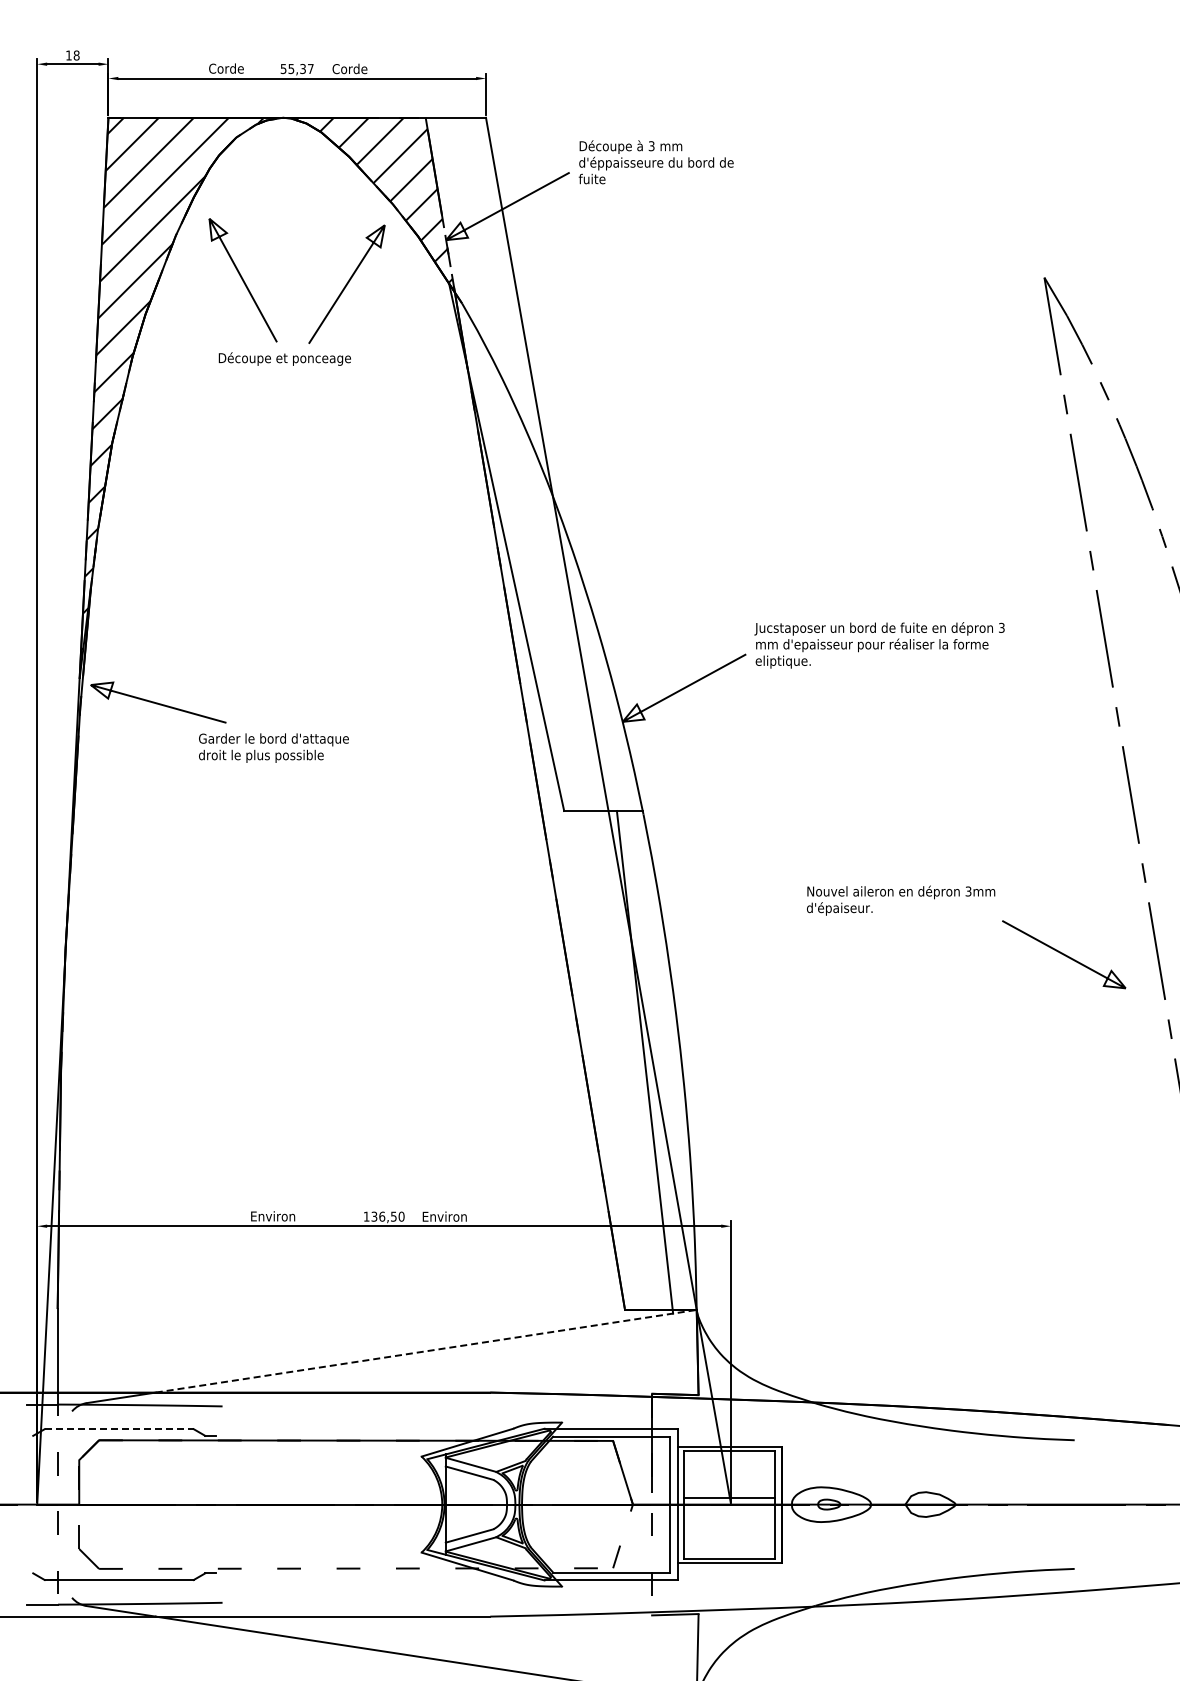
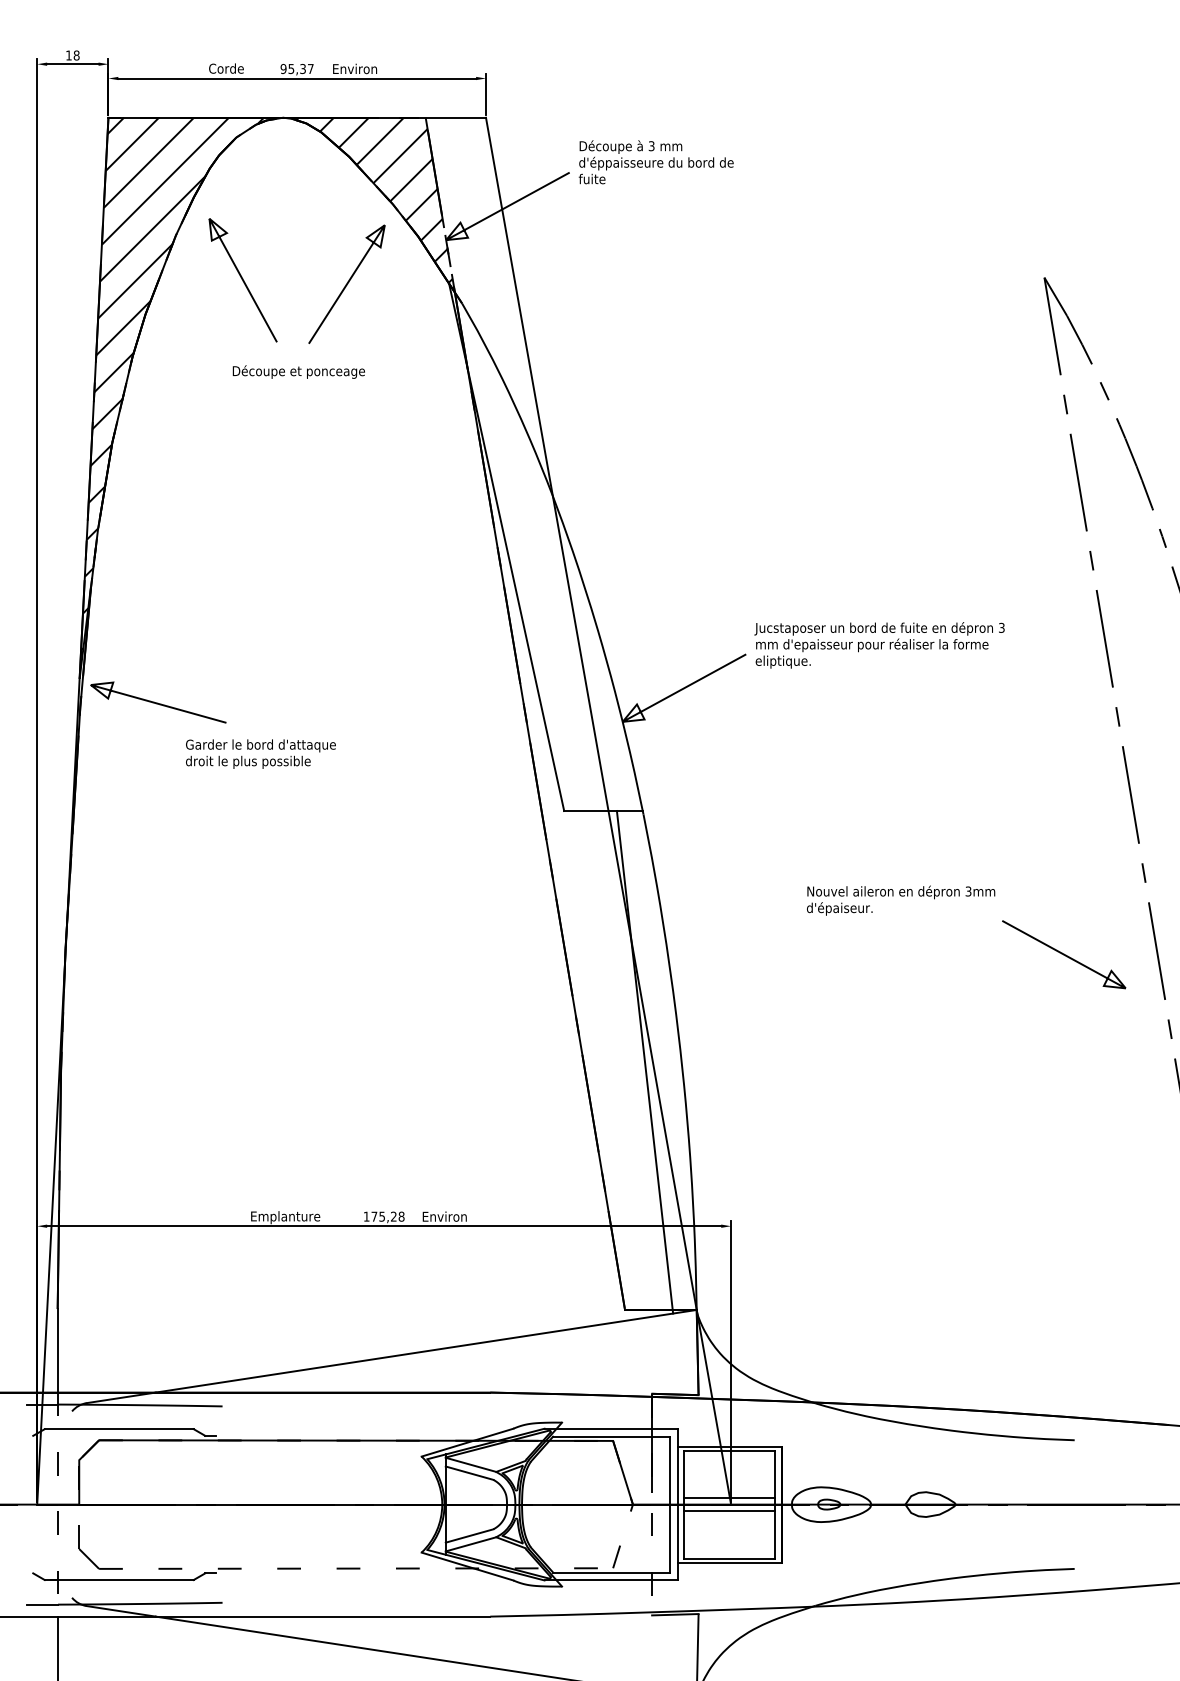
text: 55,37 -> 95,37 (283, 68)
text: Corde -> Environ (354, 68)
text position: (284, 358) -> (298, 371) (298, 371)
text position: (273, 747) -> (260, 753) (260, 753)
text: 136,50 -> 175,28 (387, 1216)
text: Environ -> Emplanture (291, 1217)
line: dashed -> solid (426, 1351)
line: dashed -> solid (119, 1429)
line: none -> present (729, 1510)
line: none -> present (57, 1646)
